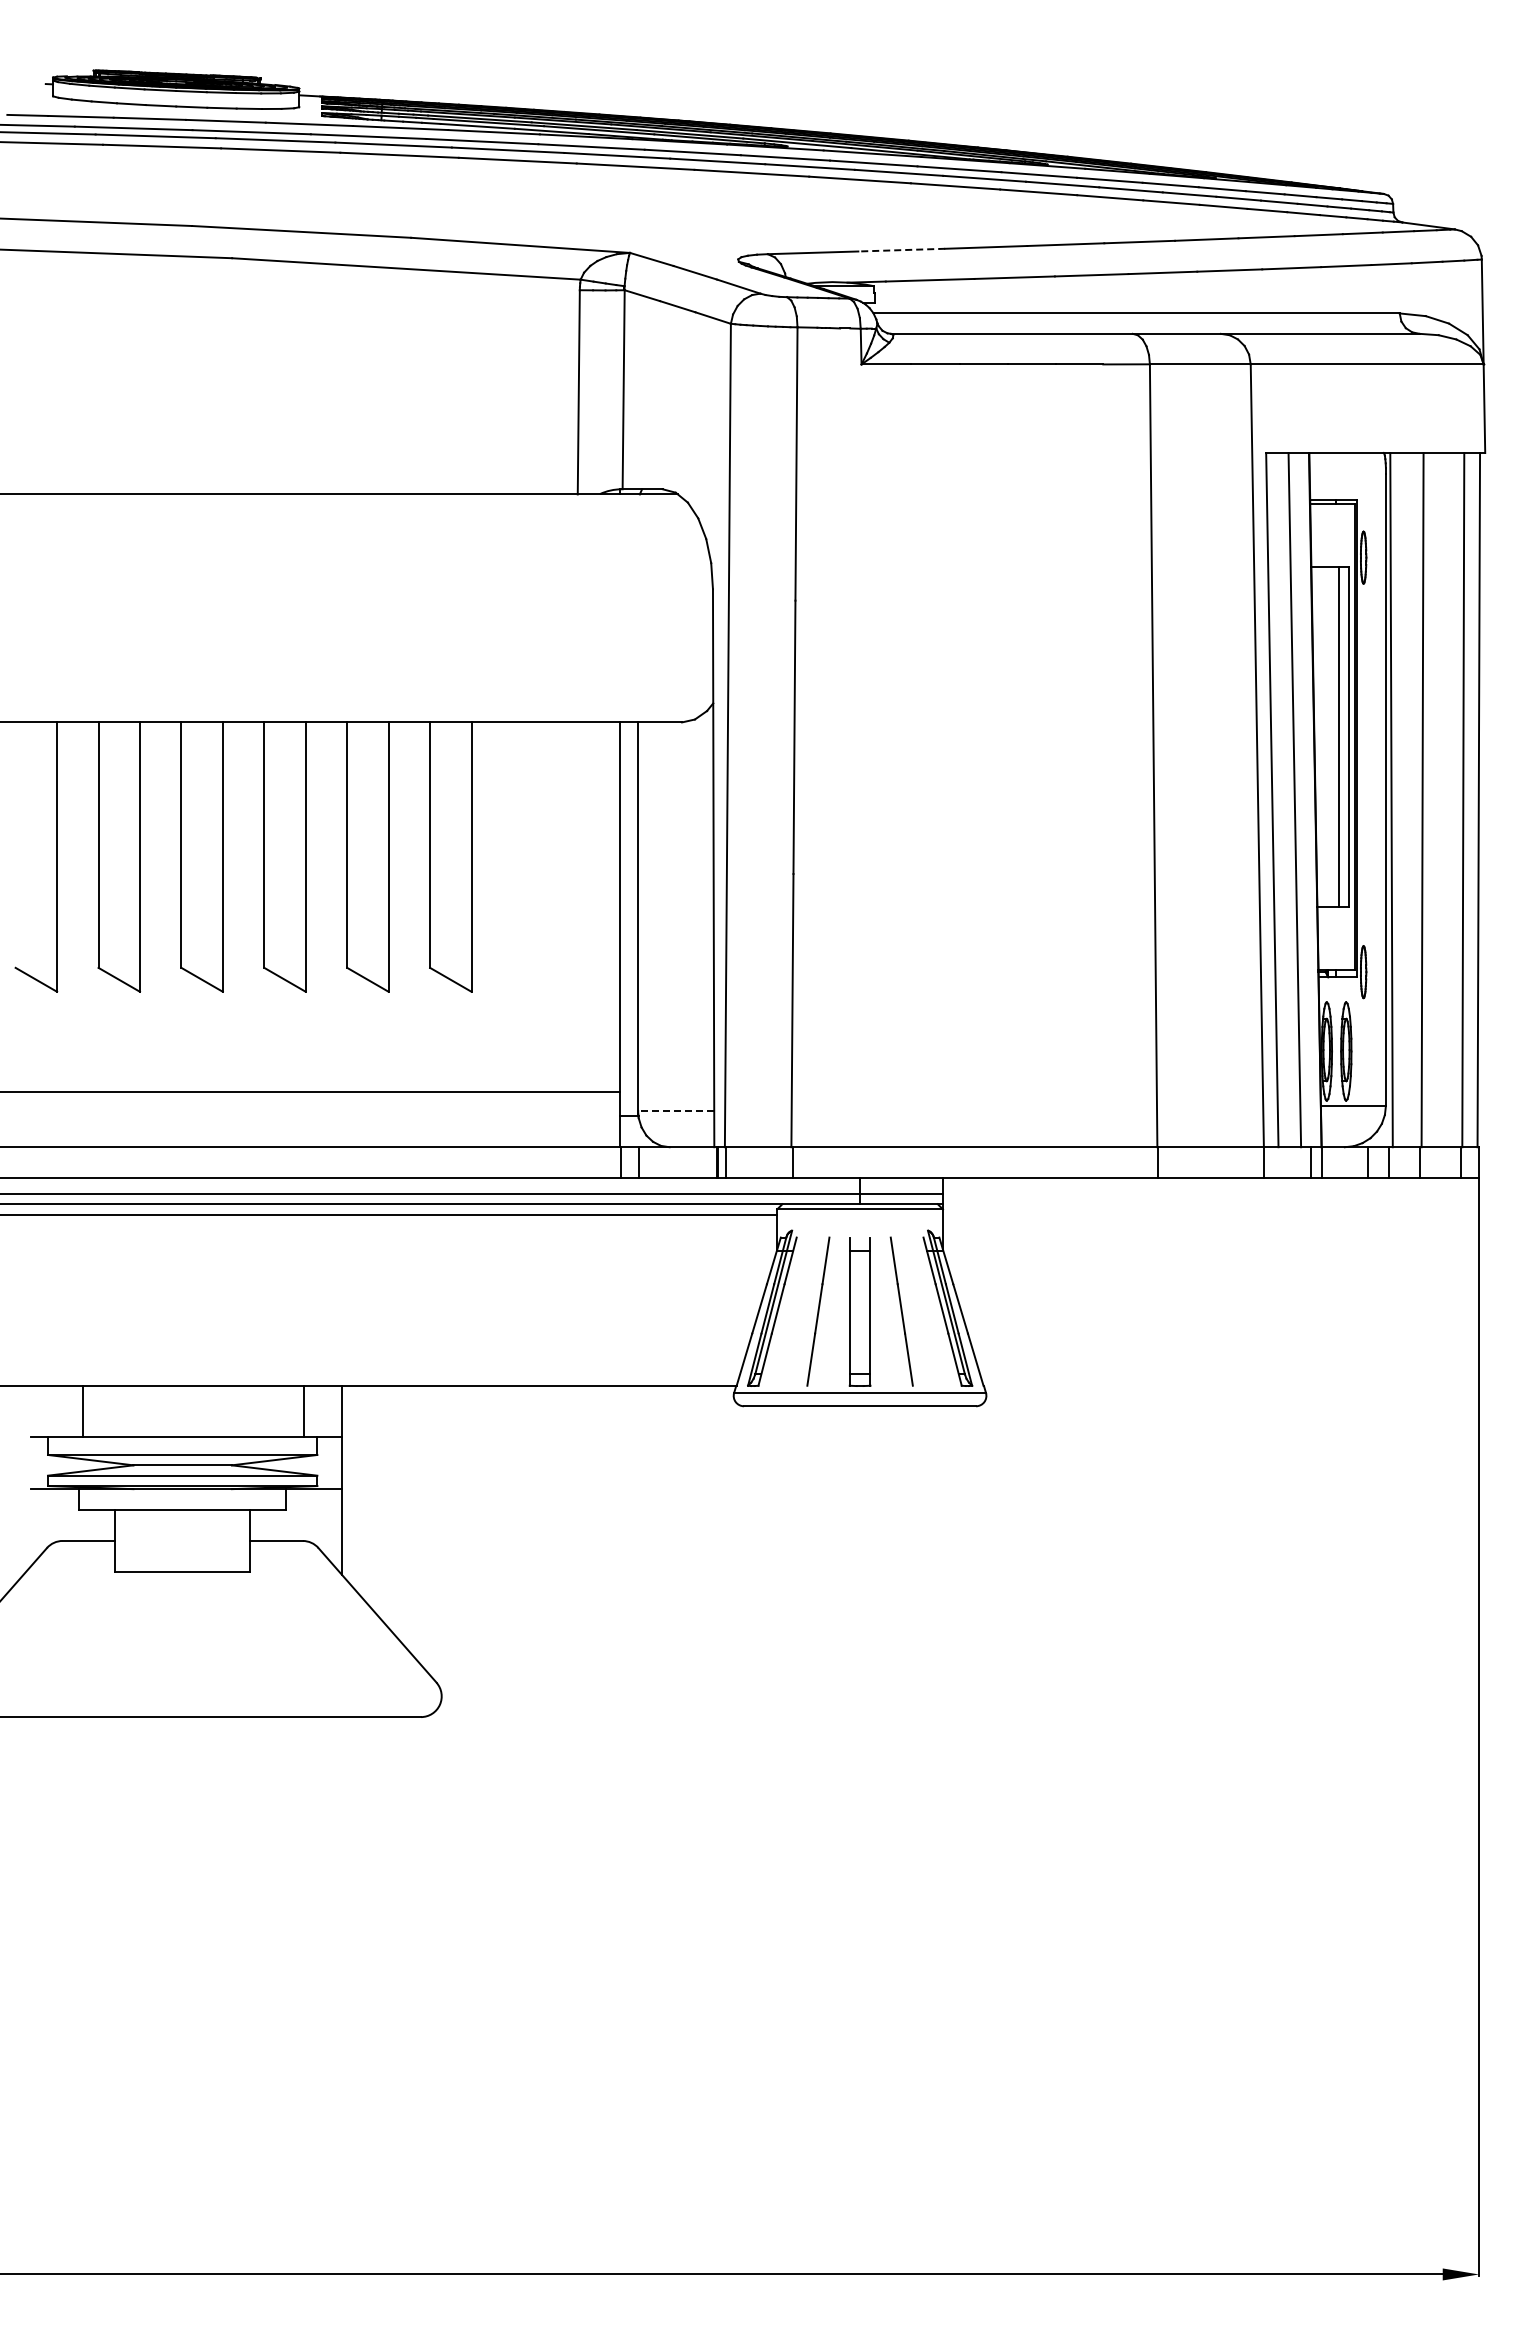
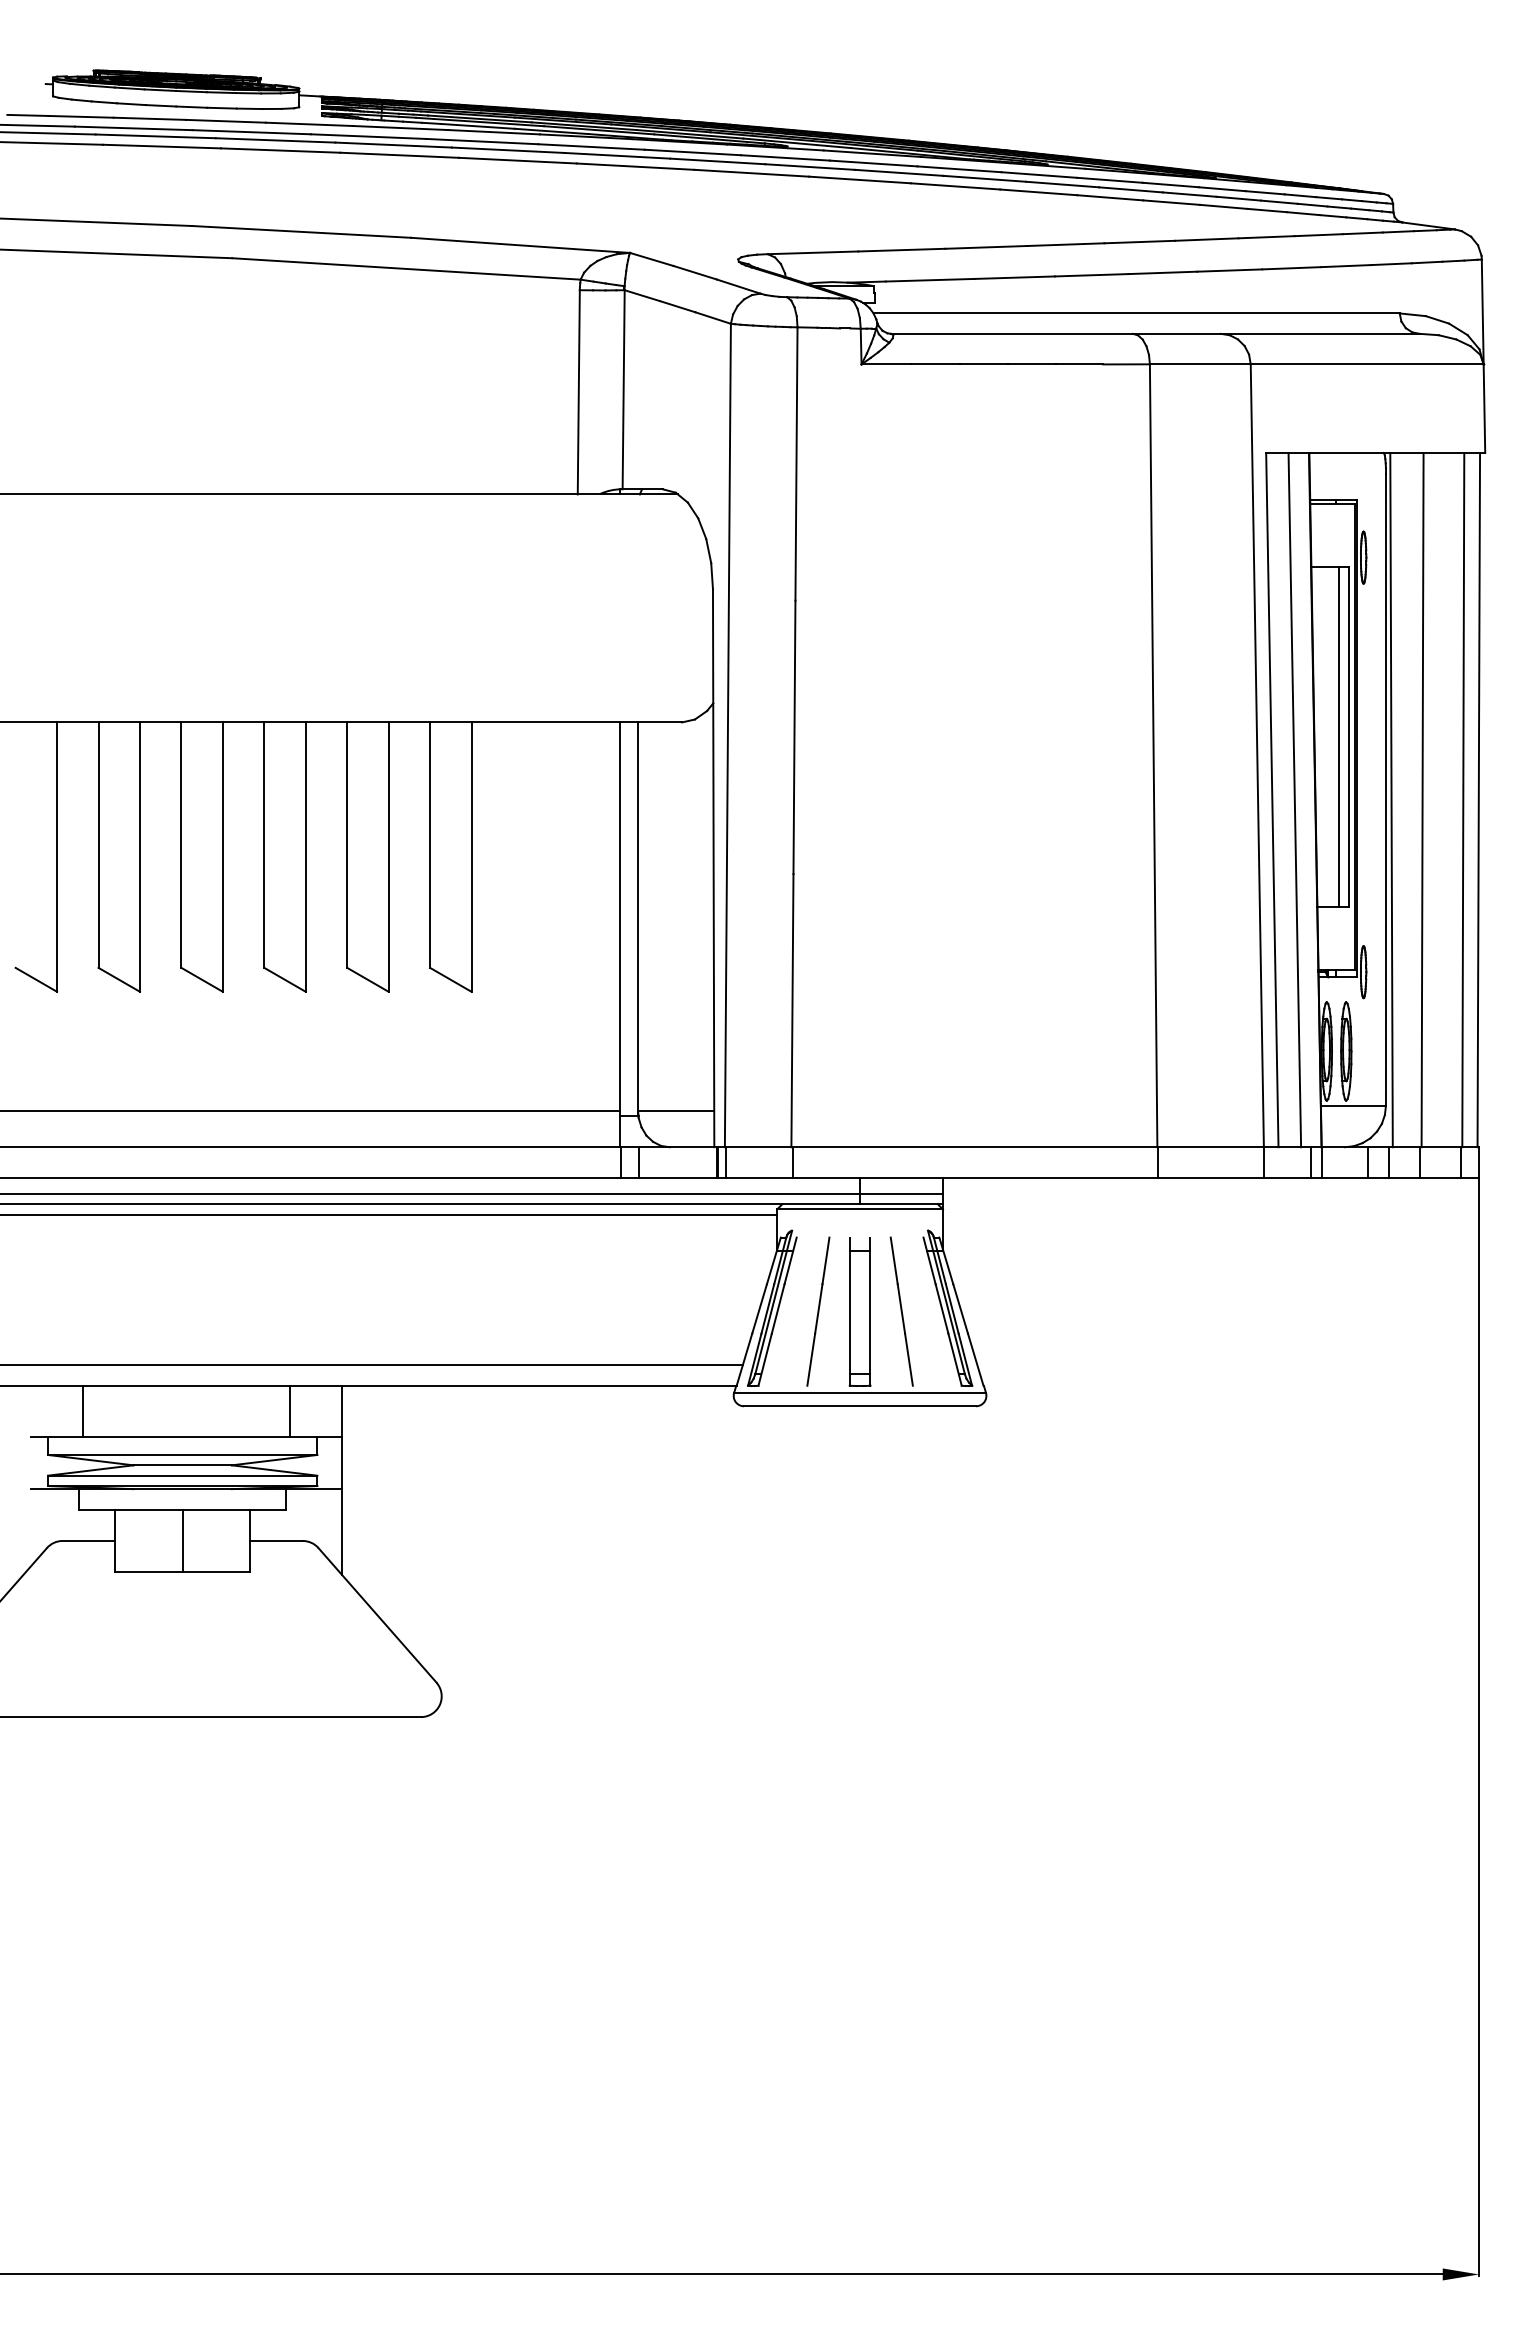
line: dashed -> solid (901, 250)
line position: (311, 1091) -> (311, 1110) (311, 1110)
line: dashed -> solid (675, 1110)
line: none -> present (372, 1364)
line position: (304, 1411) -> (290, 1411) (290, 1411)
line: none -> present (182, 1540)
